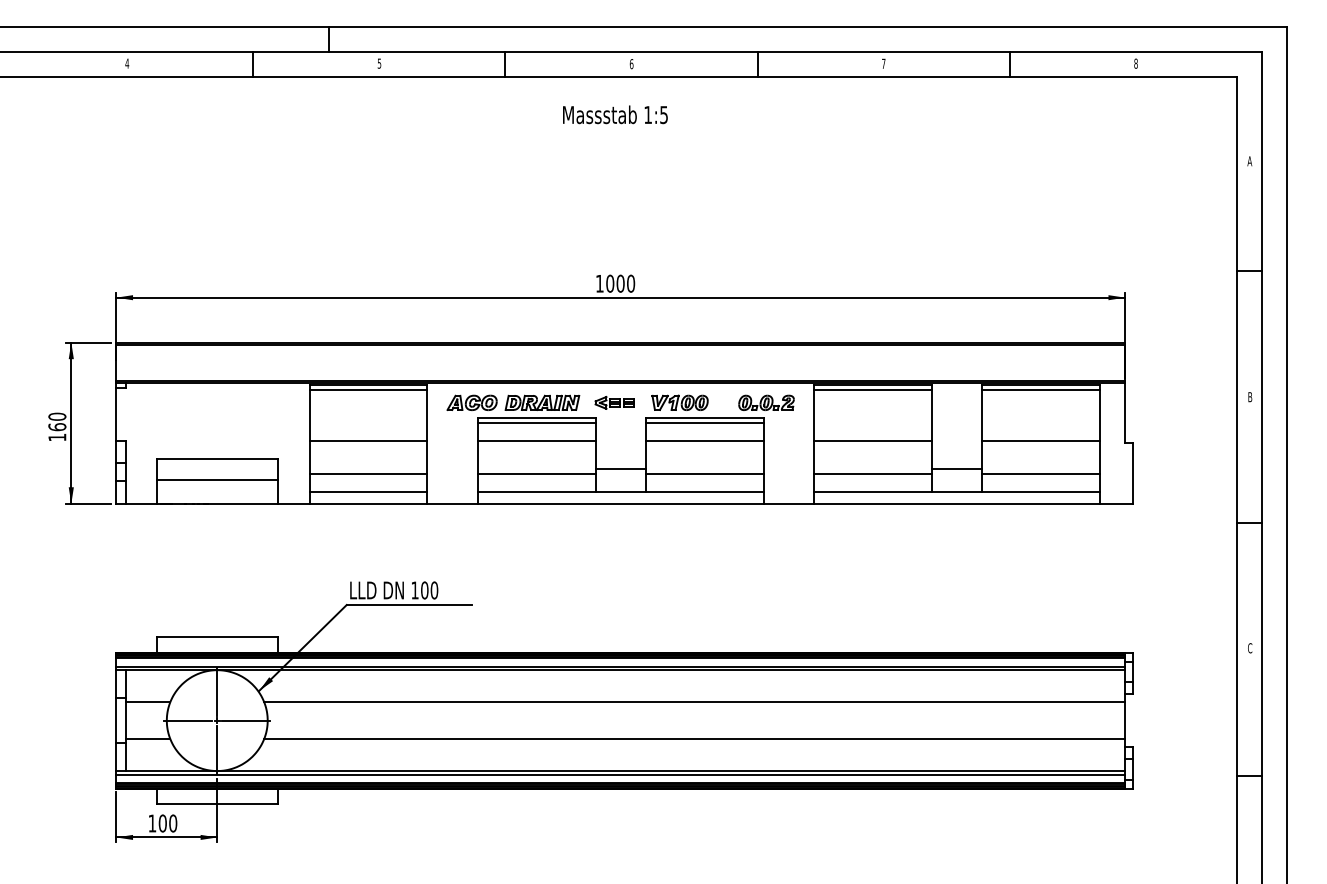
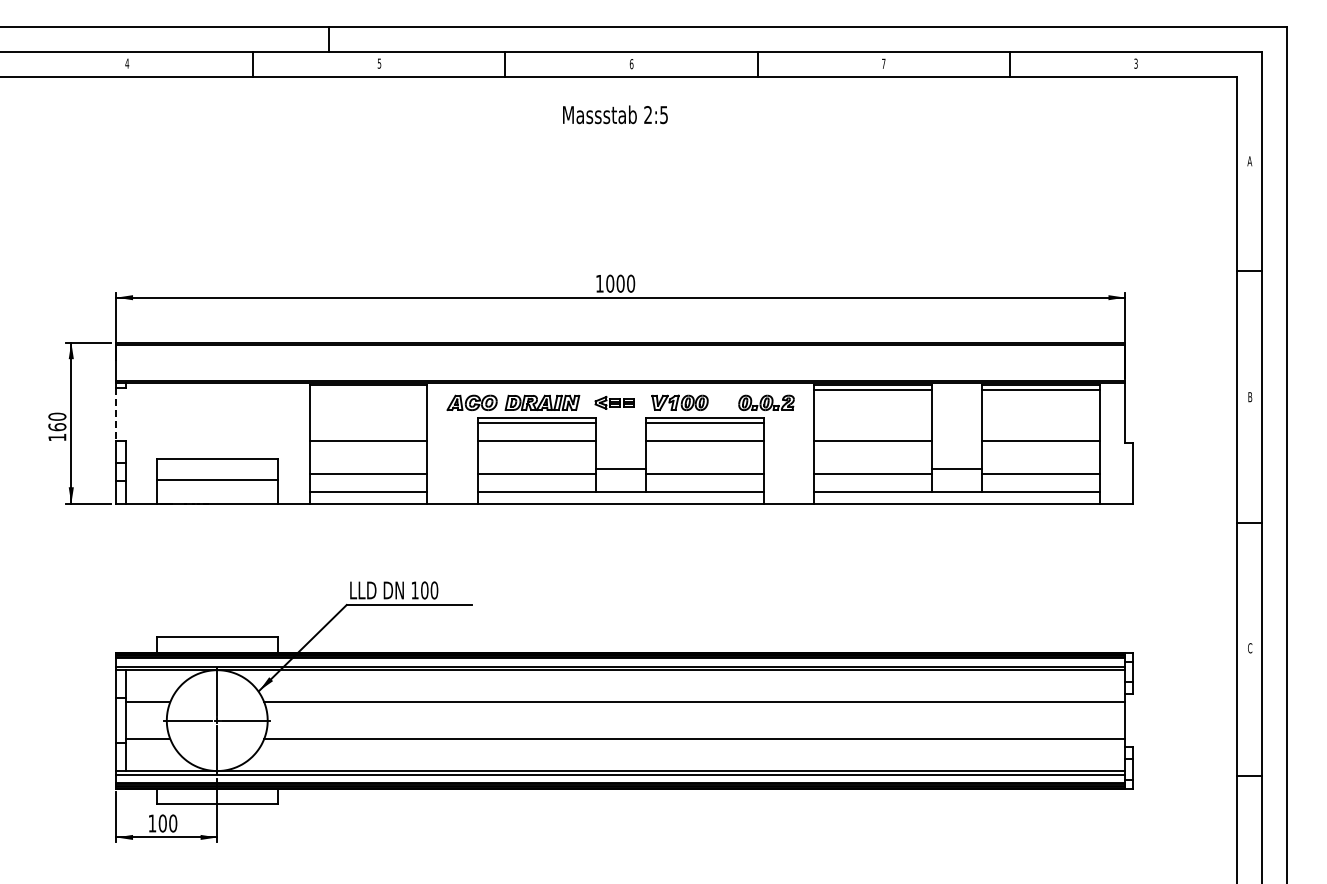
text: 8 -> 3 (1135, 63)
text: 1:5 -> 2:5 (647, 114)
line: present -> none (368, 390)
line: solid -> dashed (116, 414)
